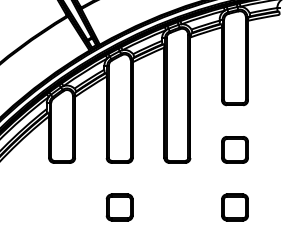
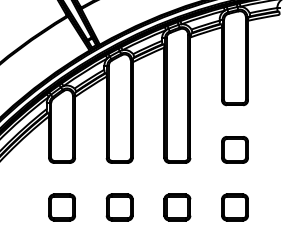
part: none -> present (61, 207)
part: none -> present (177, 207)
